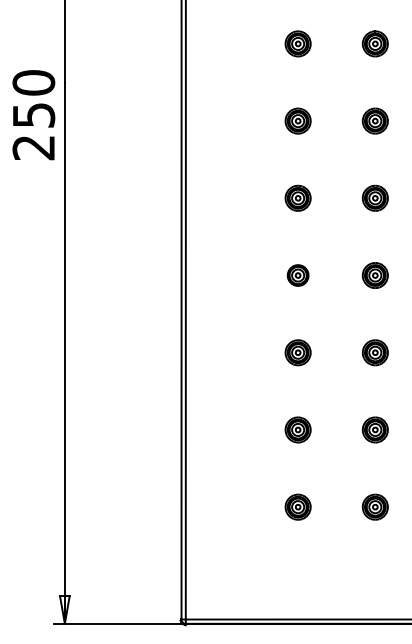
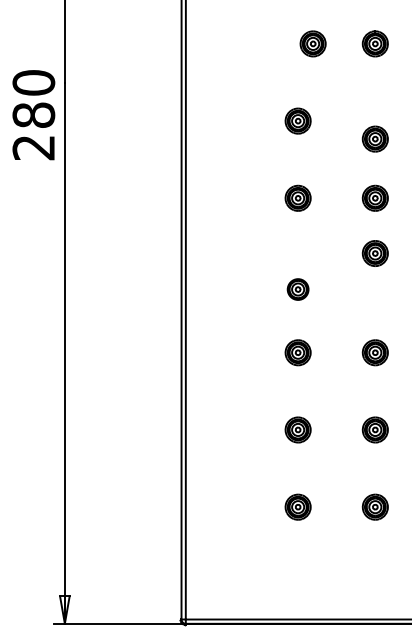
part position: (297, 43) -> (312, 43) (312, 43)
text: 250 -> 280 (33, 114)
part position: (374, 120) -> (374, 138) (374, 138)
part position: (297, 275) -> (297, 289) (297, 289)
part position: (374, 275) -> (374, 253) (374, 253)
